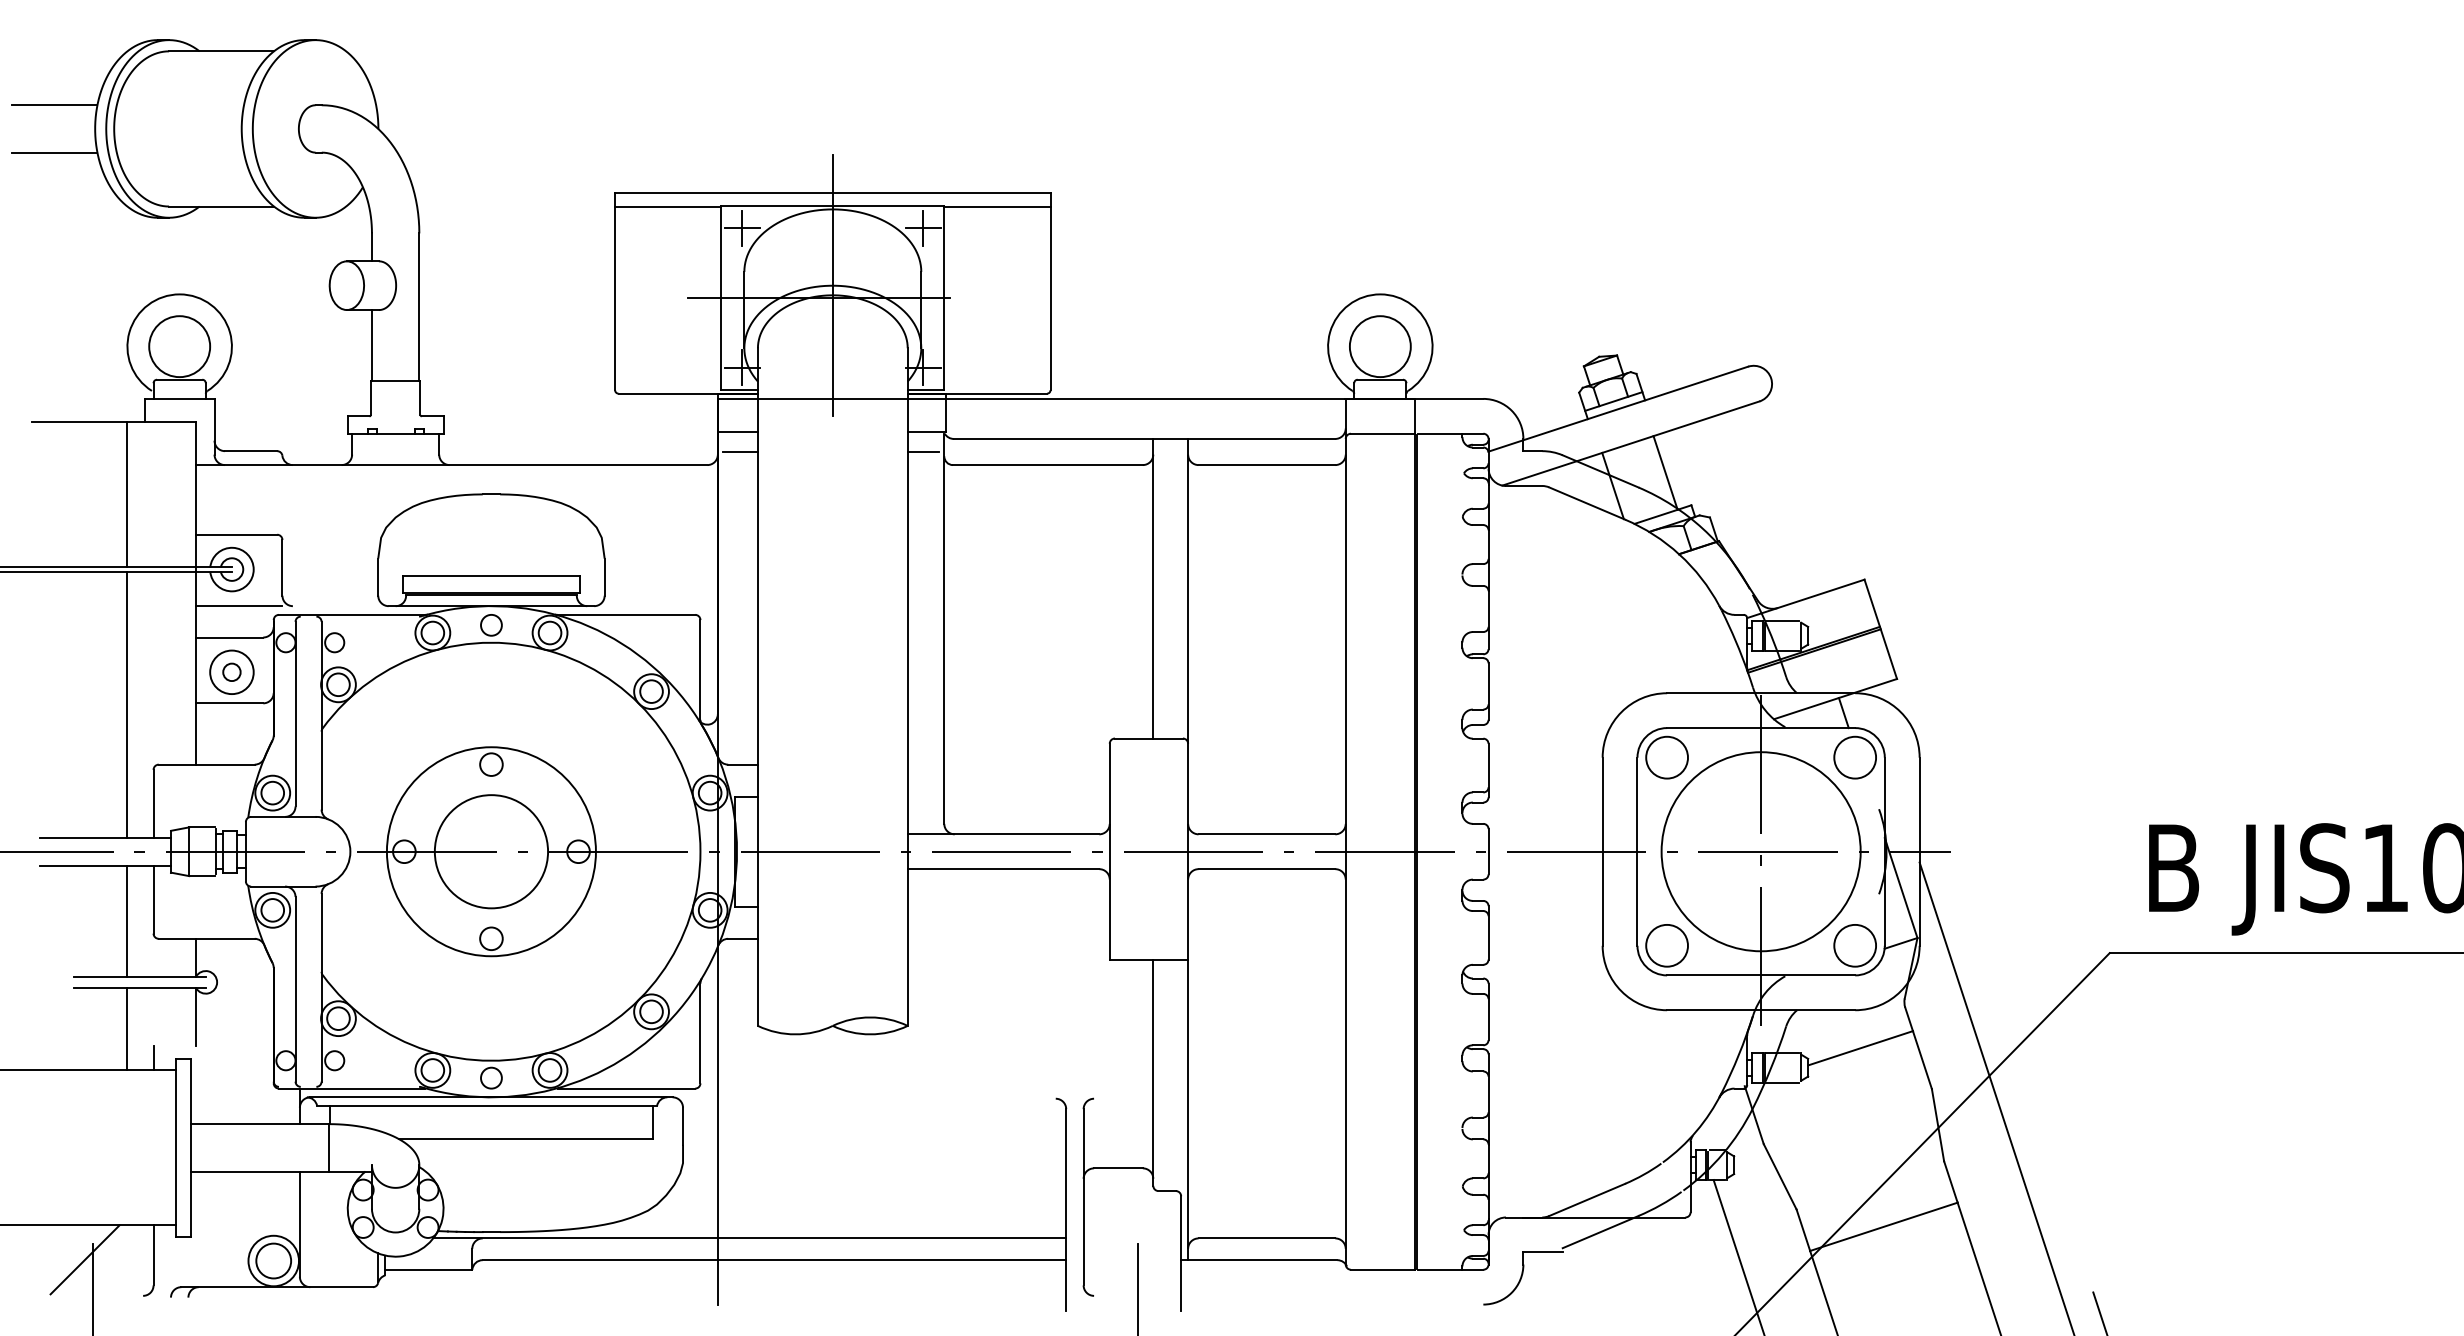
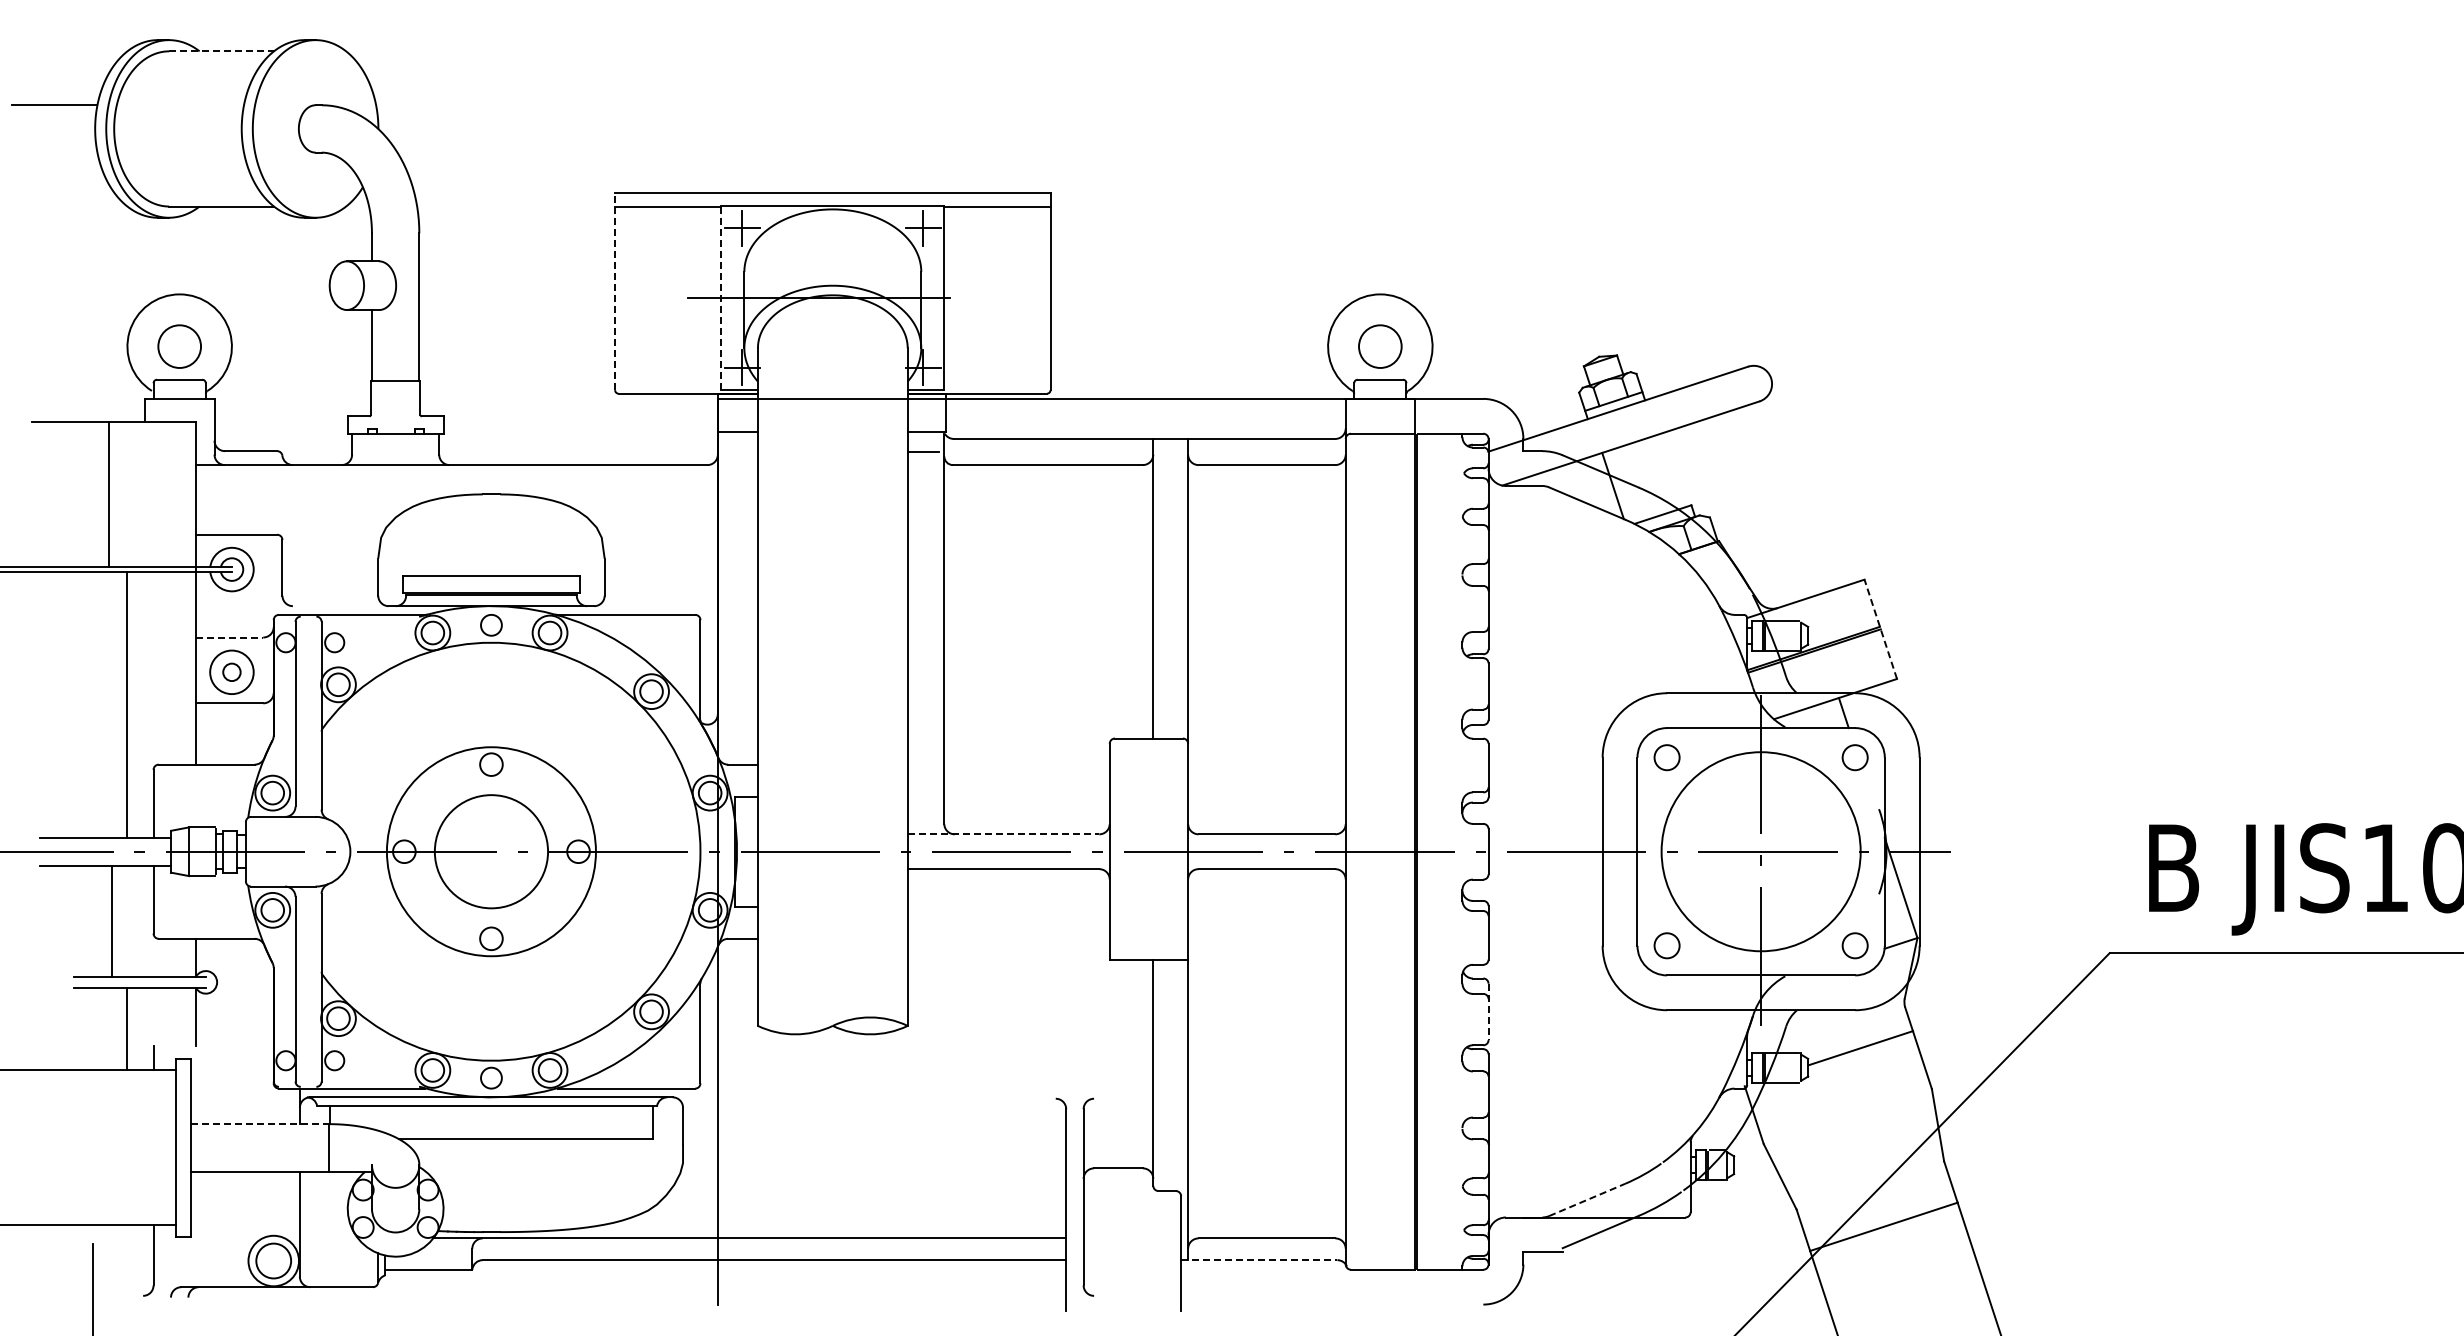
line: solid -> dashed (222, 51)
line: present -> none (54, 152)
line: present -> none (832, 285)
line: solid -> dashed (615, 291)
line: solid -> dashed (721, 297)
circle diameter: 61 px -> 43 px (179, 346)
circle diameter: 61 px -> 43 px (1380, 346)
line: present -> none (740, 452)
line: present -> none (1665, 472)
line position: (127, 494) -> (109, 494) (109, 494)
line: present -> none (238, 606)
line: solid -> dashed (1880, 628)
line: solid -> dashed (229, 637)
circle diameter: 42 px -> 25 px (1666, 757)
circle diameter: 42 px -> 25 px (1854, 757)
line: solid -> dashed (1003, 834)
line position: (127, 920) -> (112, 920) (112, 920)
circle diameter: 42 px -> 25 px (1666, 945)
circle diameter: 42 px -> 25 px (1854, 945)
line: solid -> dashed (1488, 1012)
line: present -> none (1996, 1097)
line: solid -> dashed (260, 1124)
line: solid -> dashed (1587, 1199)
line: present -> none (1738, 1256)
line: present -> none (84, 1259)
line: solid -> dashed (1259, 1260)
line: present -> none (1137, 1287)
line: present -> none (2099, 1312)
